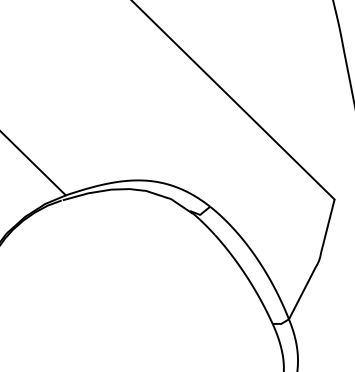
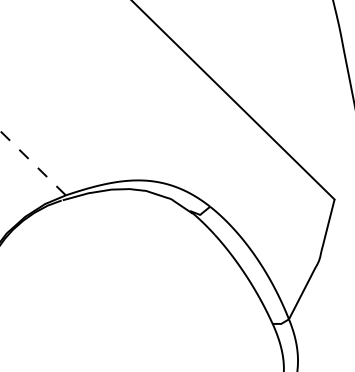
line: solid -> dashed (33, 163)
